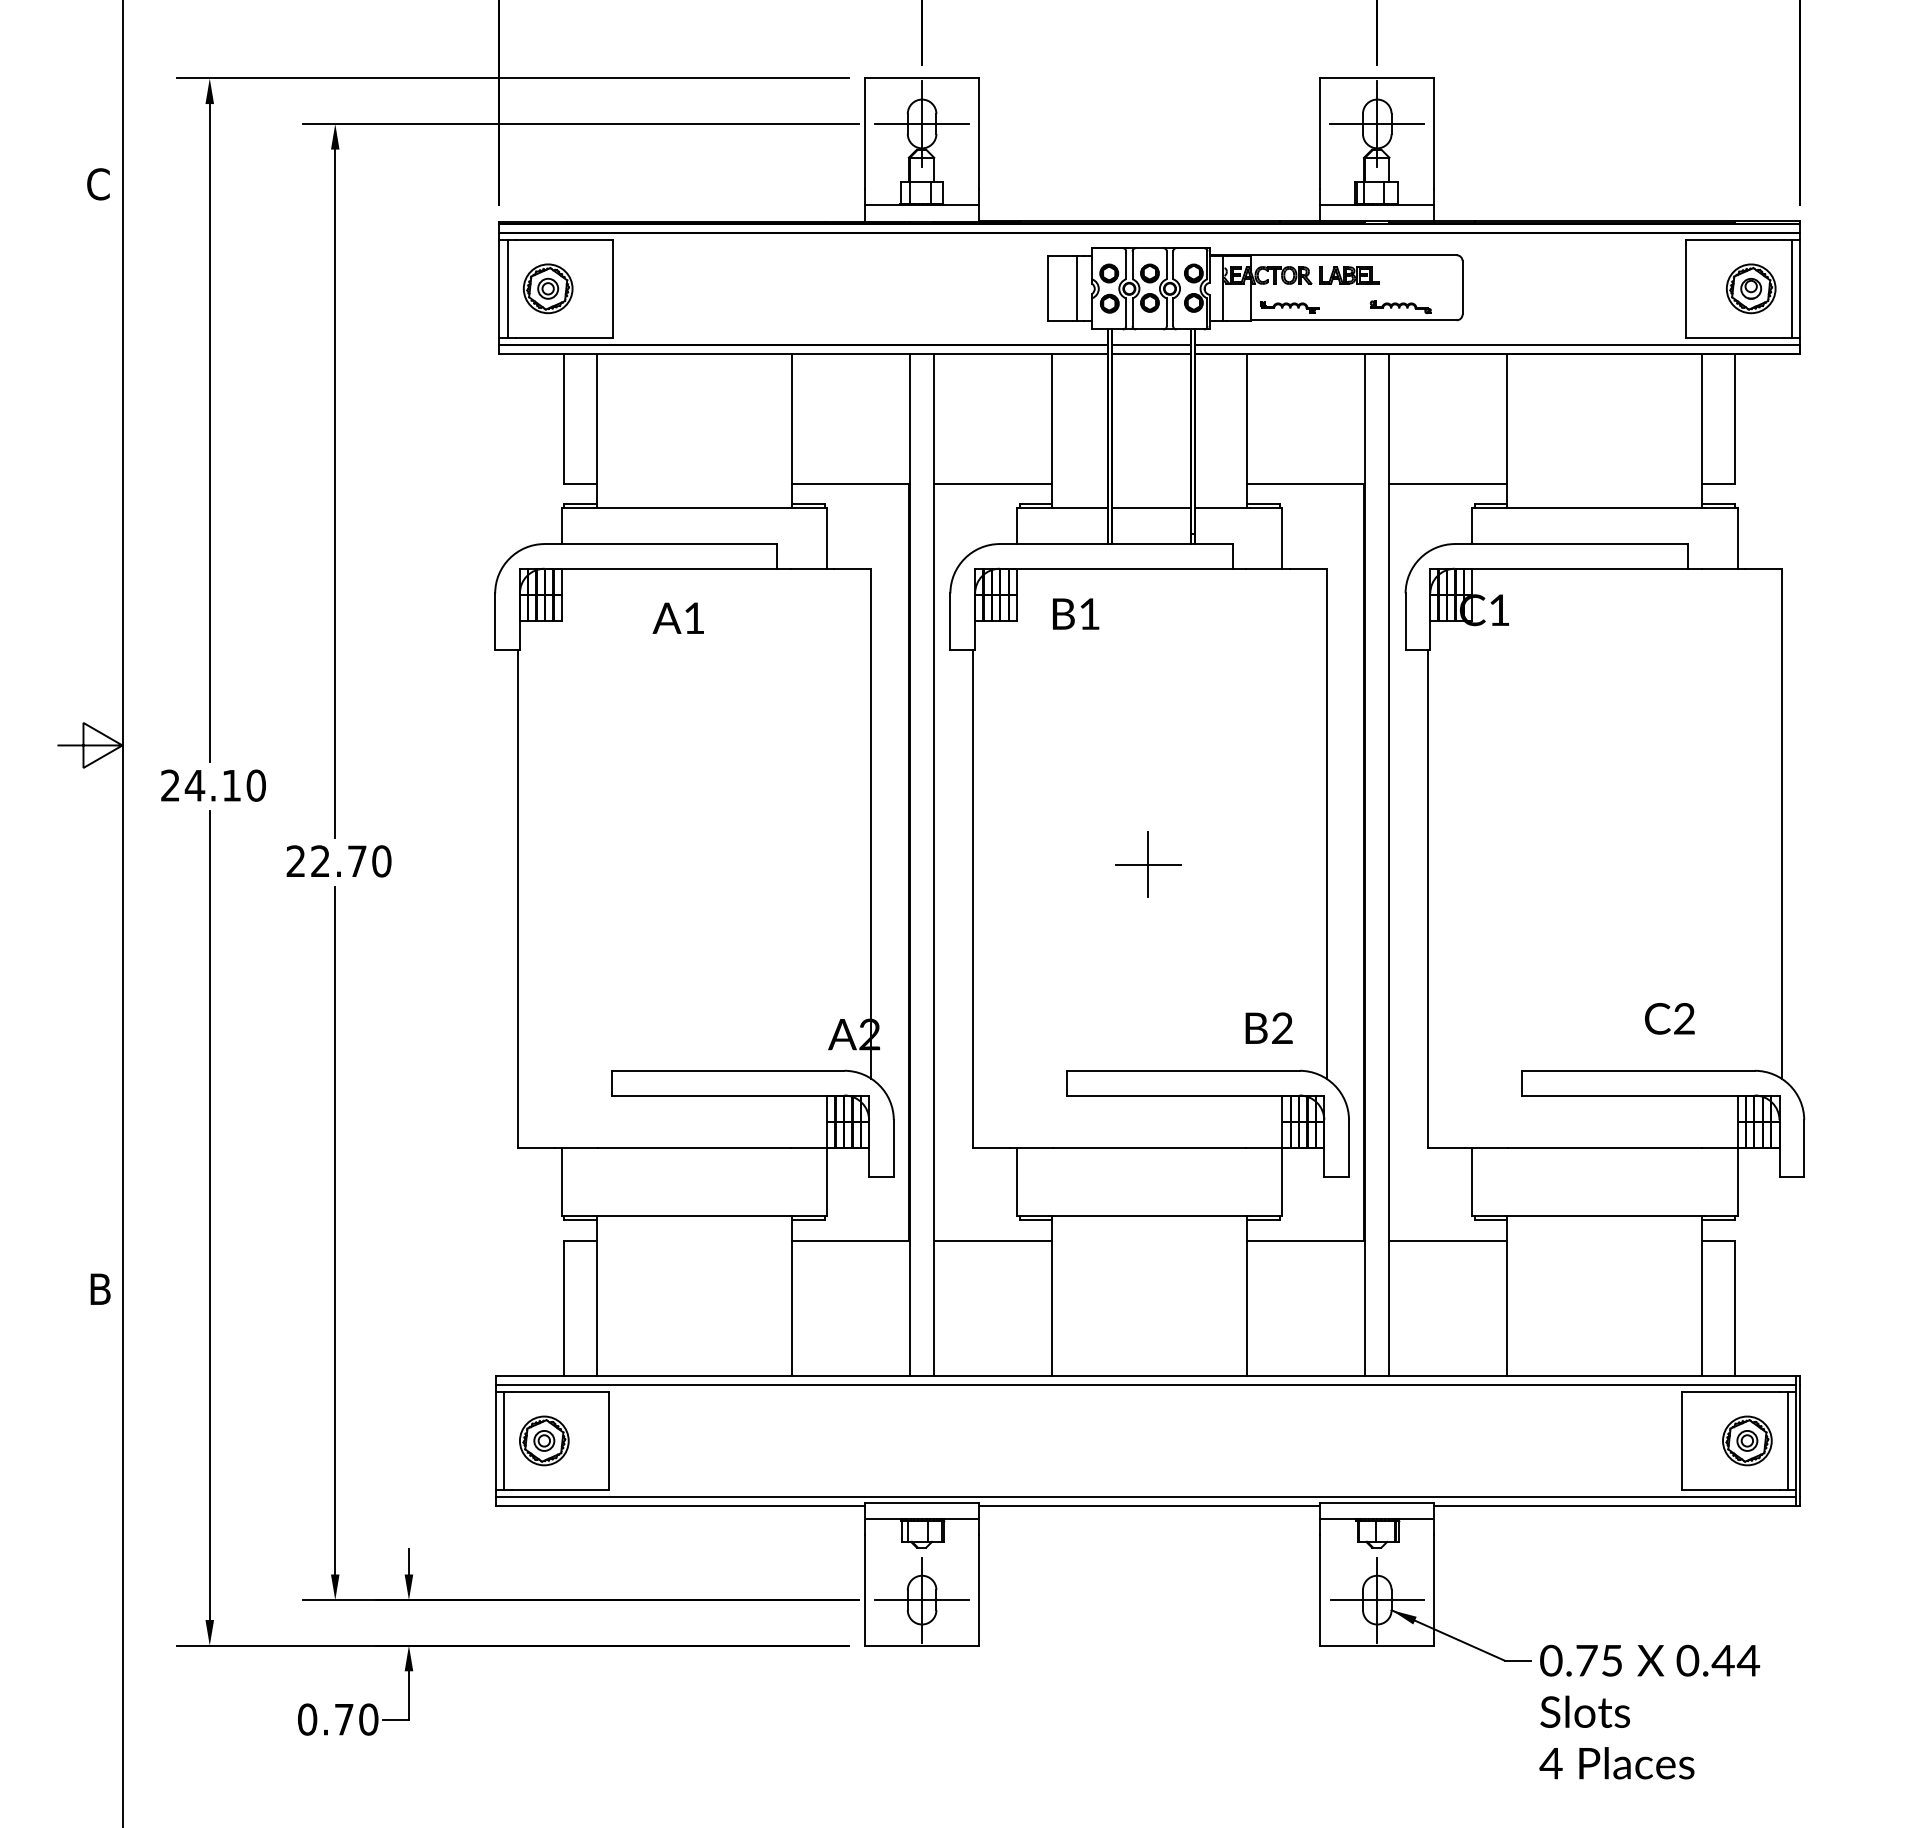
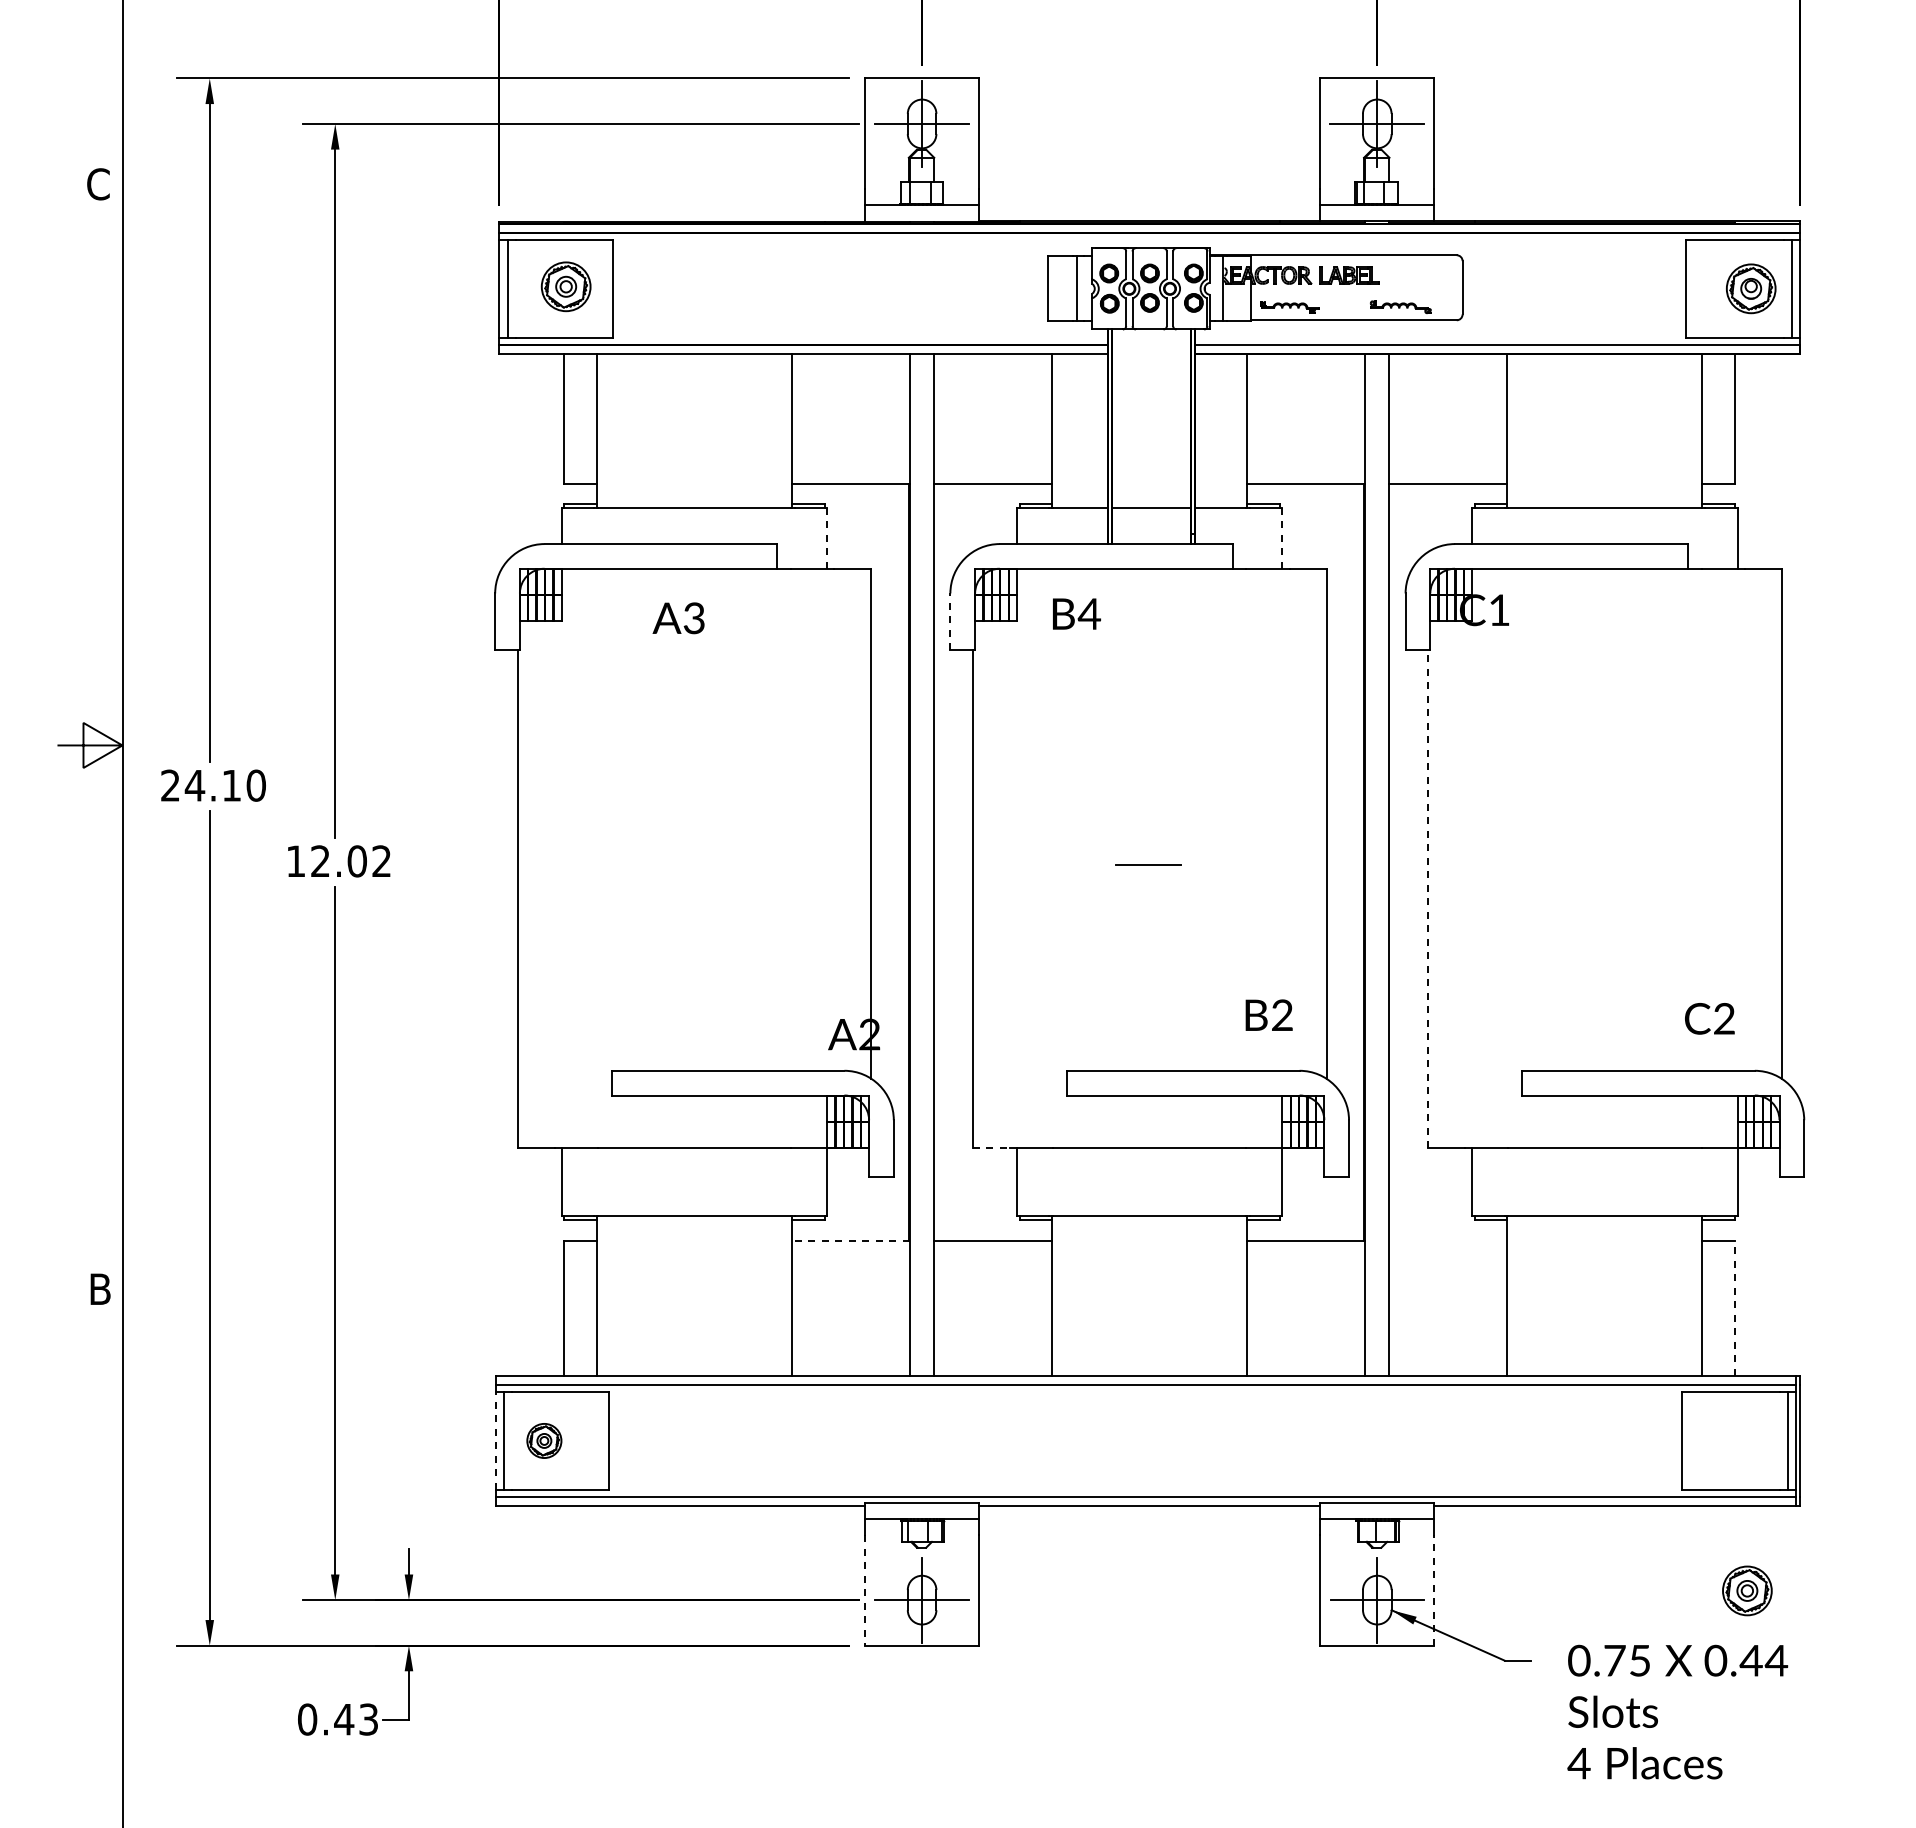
part position: (547, 288) -> (565, 286) (565, 286)
line: present -> none (1151, 345)
line: present -> none (1151, 353)
line: solid -> dashed (827, 538)
line: solid -> dashed (1282, 538)
text: B1 -> B4 (1089, 613)
text: A1 -> A3 (693, 618)
line: solid -> dashed (950, 621)
text: 22.70 -> 12.02 (338, 861)
line: present -> none (1148, 864)
line: solid -> dashed (1428, 898)
text position: (1669, 1018) -> (1709, 1018) (1709, 1018)
text position: (1268, 1027) -> (1268, 1014) (1268, 1014)
line: solid -> dashed (991, 1148)
line: solid -> dashed (850, 1240)
line: present -> none (1448, 1240)
line: solid -> dashed (1734, 1308)
line: solid -> dashed (495, 1440)
part size: 51x52 px -> 37x36 px (544, 1440)
part position: (1747, 1440) -> (1747, 1590) (1747, 1590)
line: solid -> dashed (1434, 1589)
line: solid -> dashed (865, 1590)
text position: (1649, 1711) -> (1677, 1711) (1677, 1711)
text: 0.70 -> 0.43 (356, 1719)
